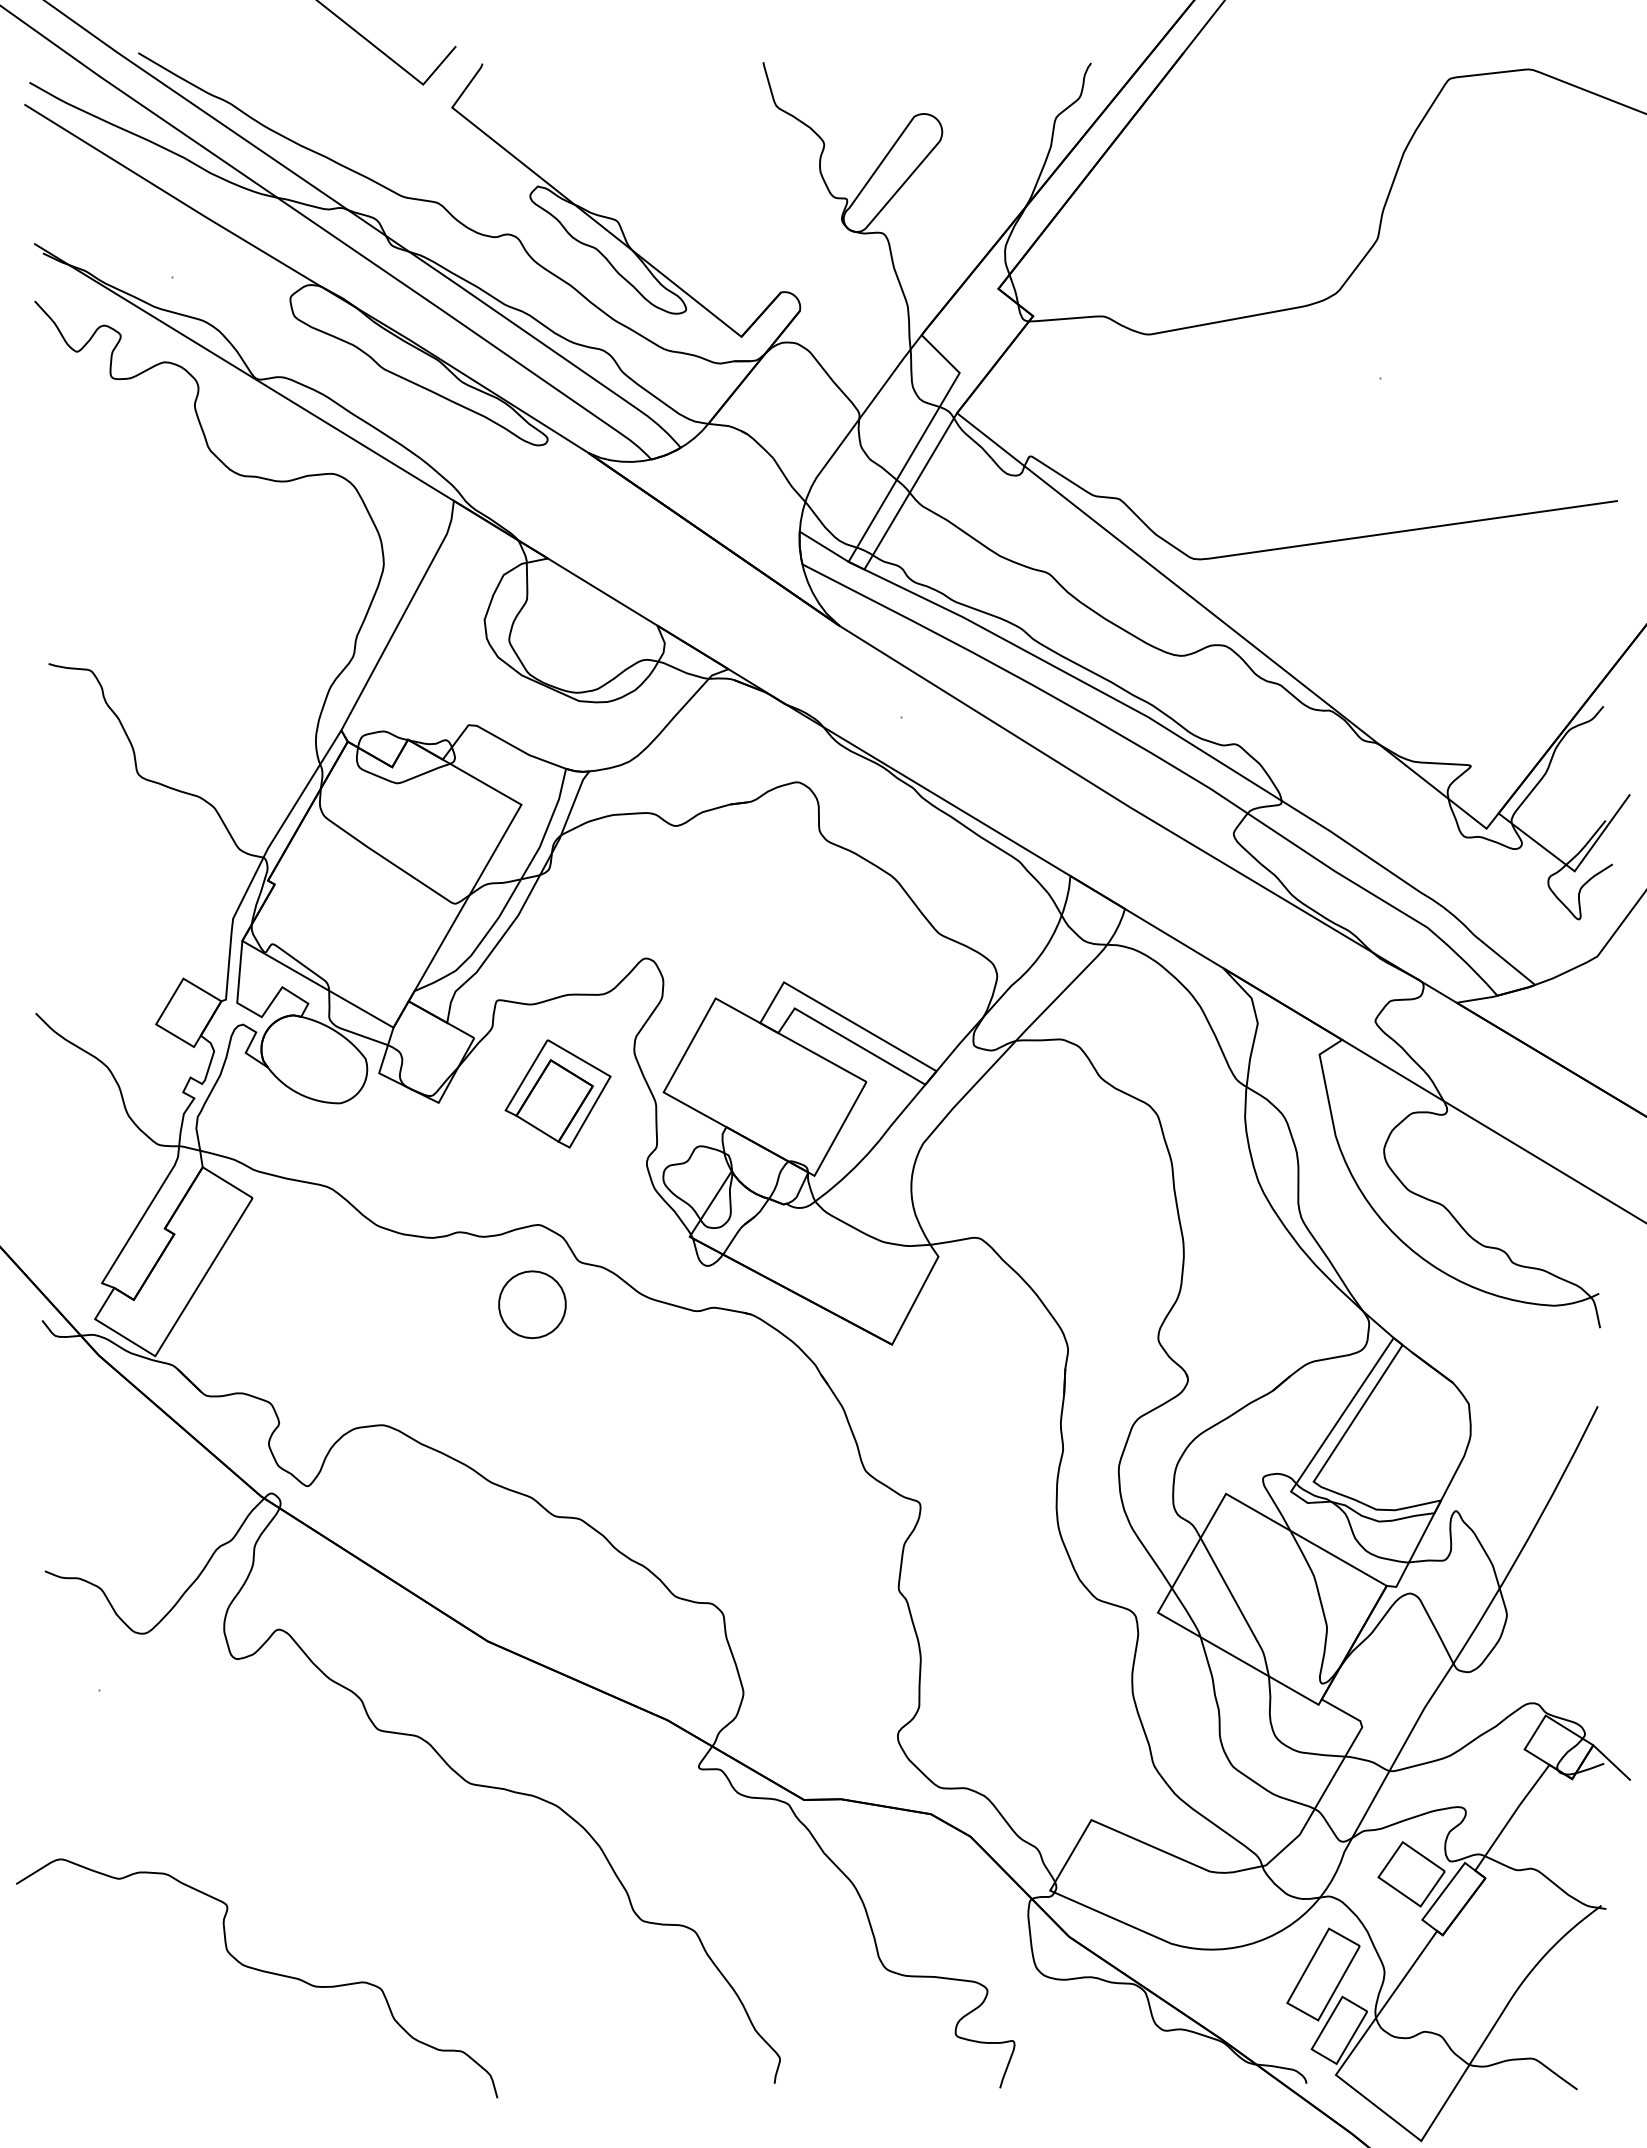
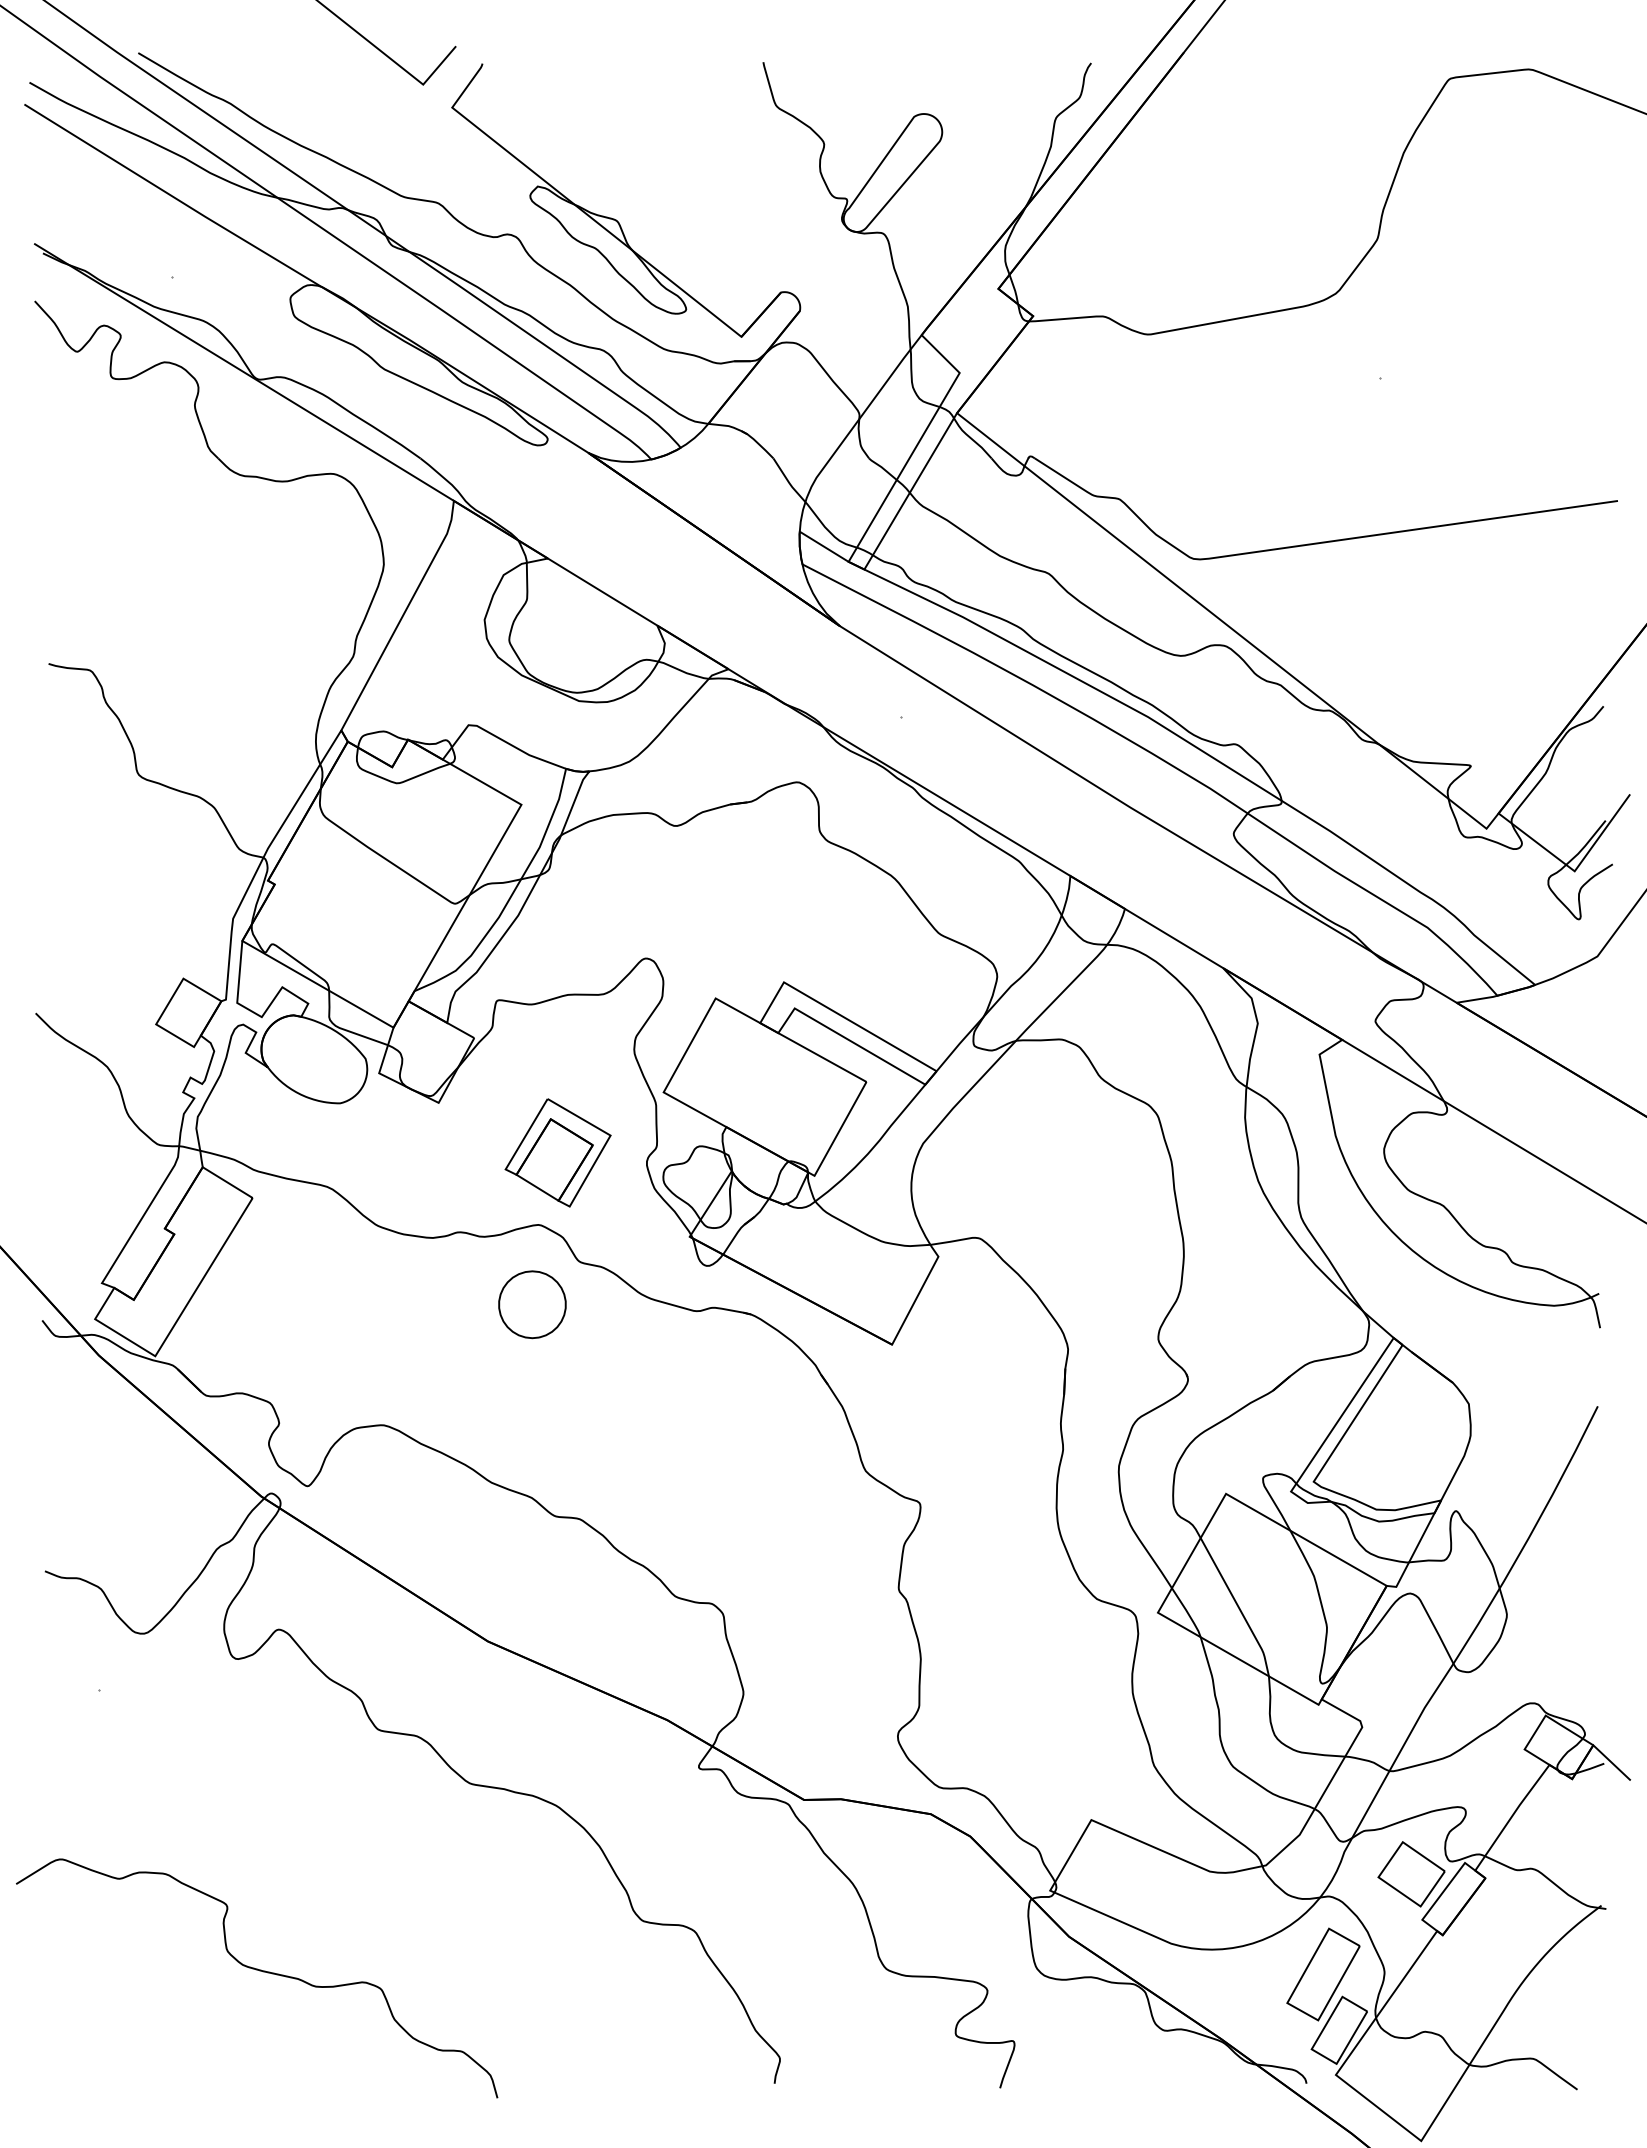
part position: (557, 1093) -> (557, 1152) (557, 1152)
